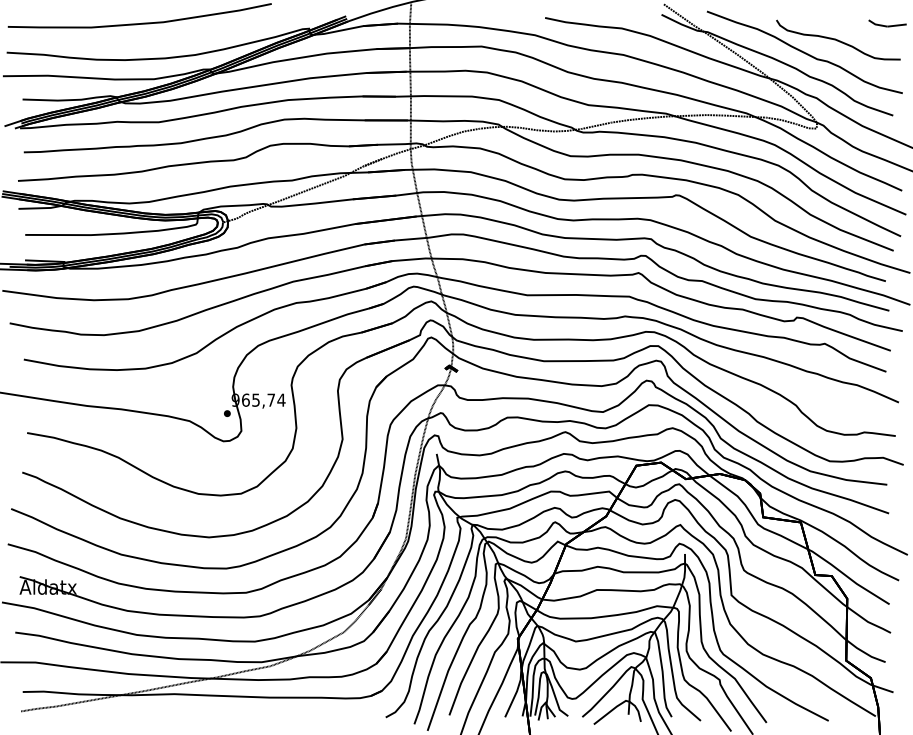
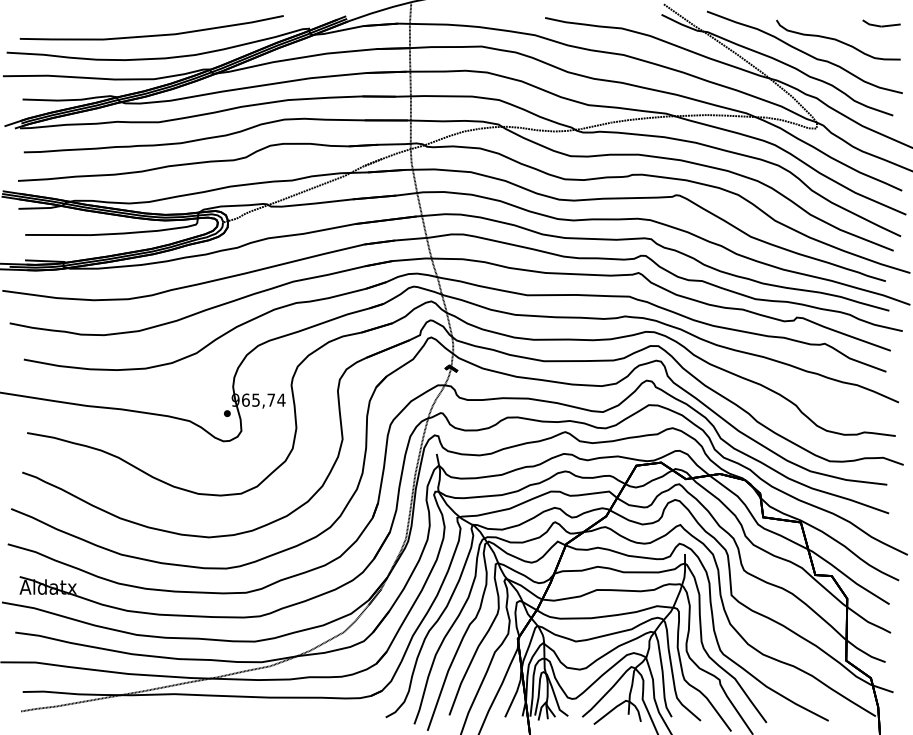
curve position: (142, 22) -> (154, 34) (154, 34)
part position: (887, 23) -> (881, 23) (881, 23)
